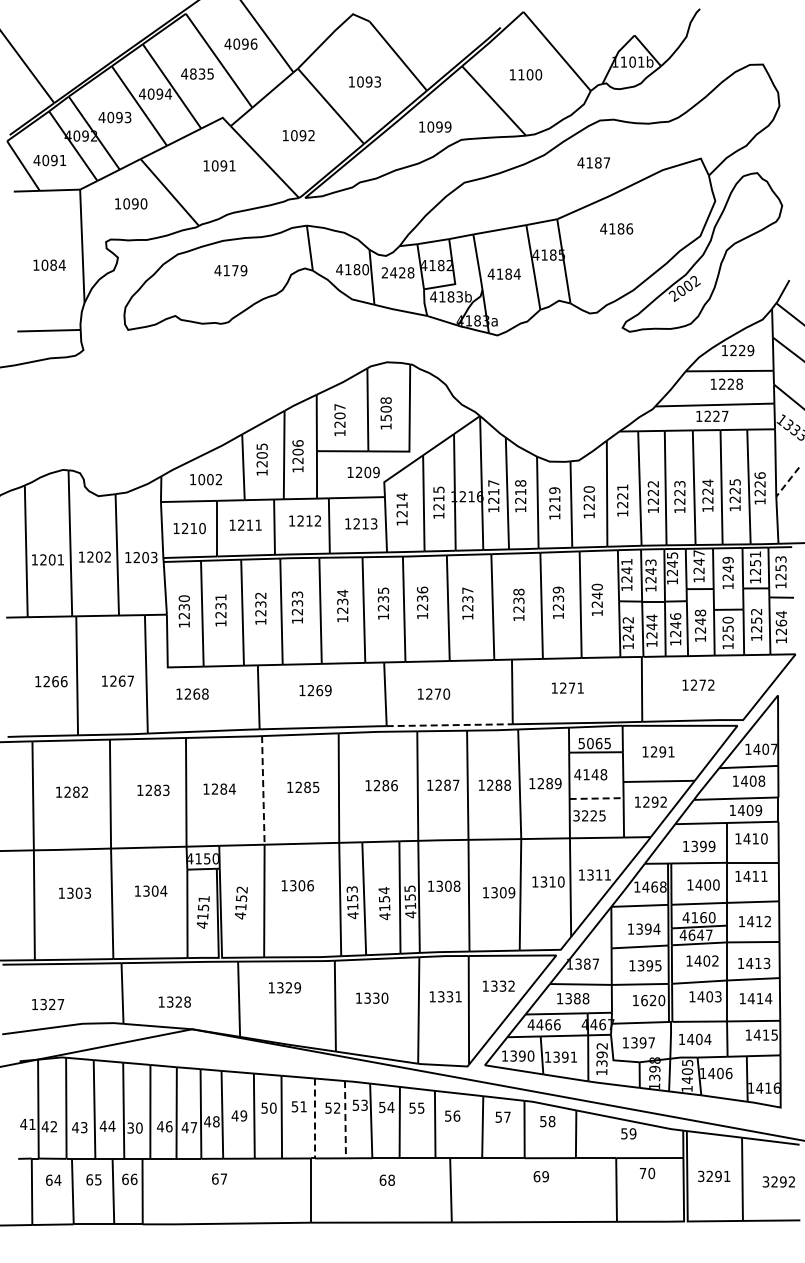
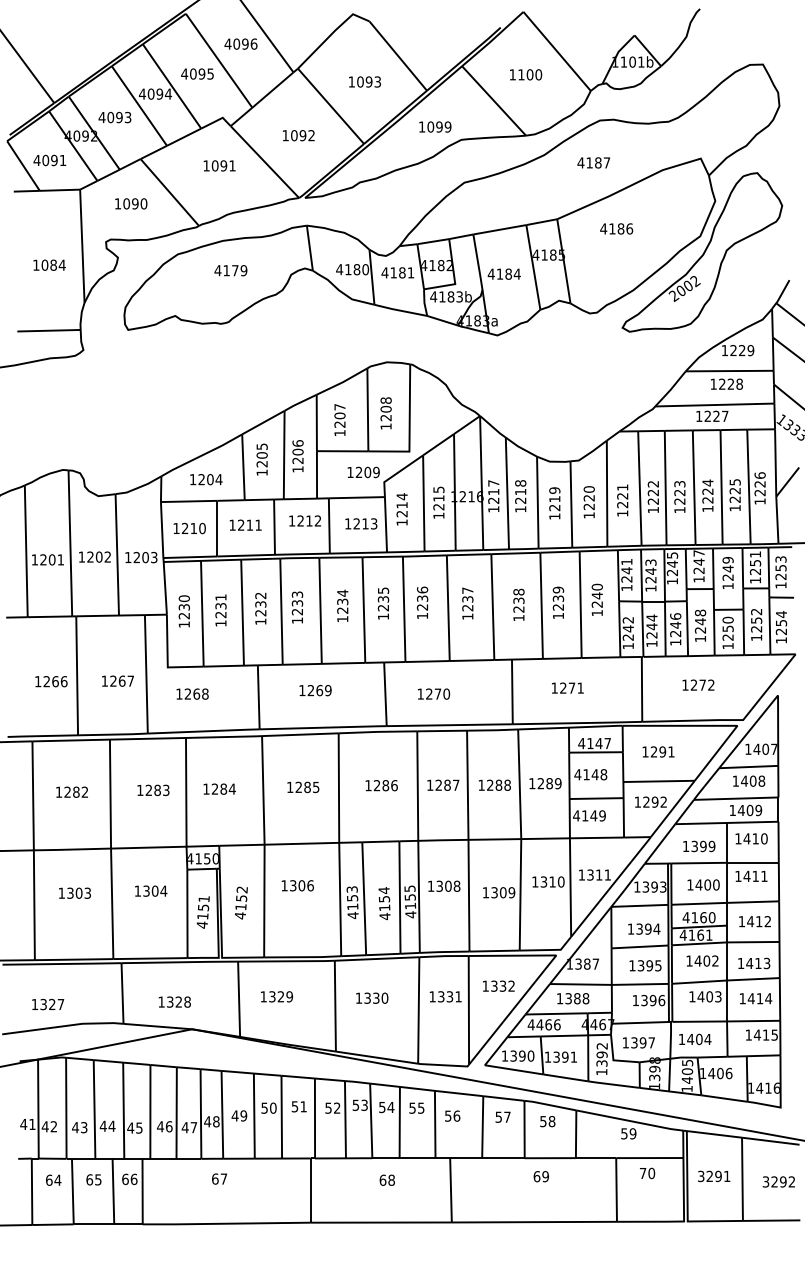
text: 4835 -> 4095 (197, 73)
text: 2428 -> 4181 (397, 272)
text: 1508 -> 1208 (385, 417)
text: 1002 -> 1204 (210, 479)
line: dashed -> solid (787, 482)
text: 1264 -> 1254 (781, 622)
line: dashed -> solid (450, 725)
text: 5065 -> 4147 (594, 743)
line: dashed -> solid (263, 790)
line: dashed -> solid (596, 798)
text: 3225 -> 4149 (589, 815)
text: 1468 -> 1393 (654, 886)
text: 4647 -> 4161 (700, 934)
text position: (284, 987) -> (276, 996) (276, 996)
text: 1620 -> 1396 (653, 1000)
line: dashed -> solid (315, 1118)
line: dashed -> solid (345, 1119)
text: 30 -> 45 (134, 1127)
